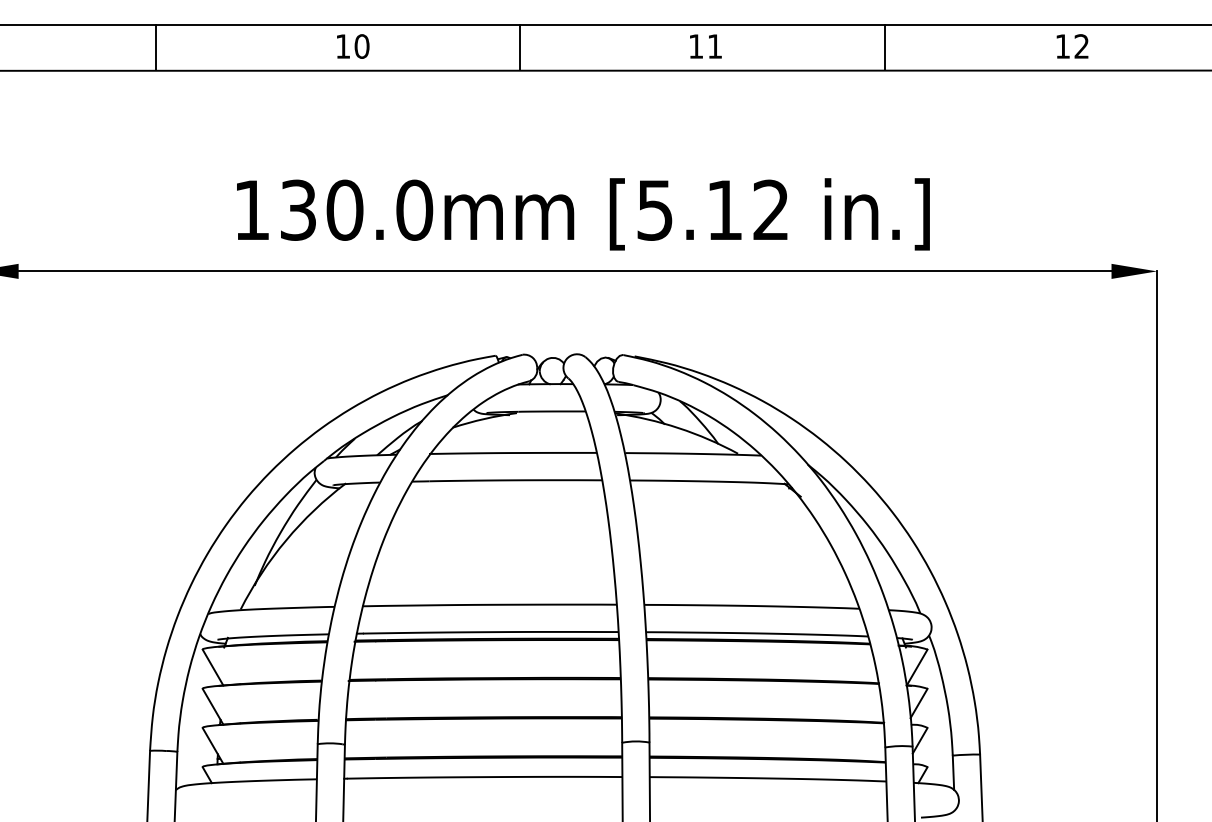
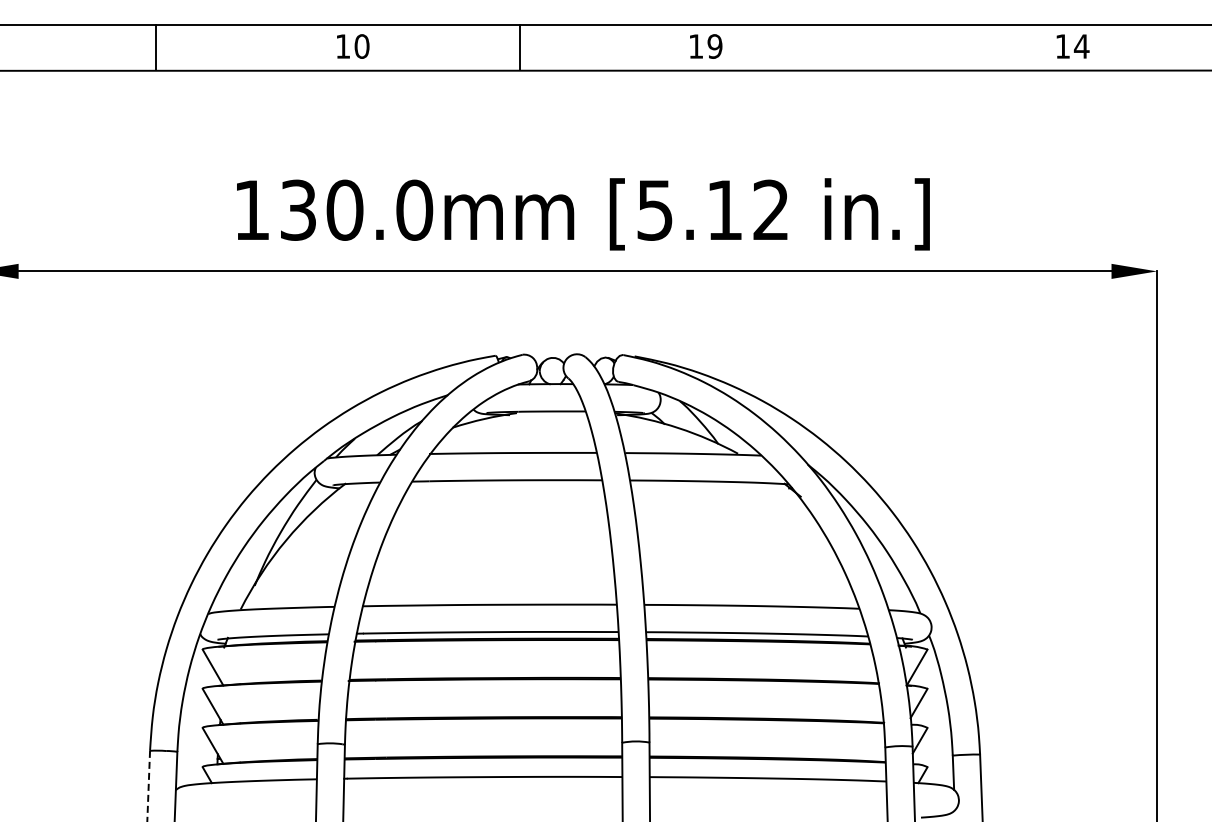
text: 11 -> 19 (714, 46)
text: 12 -> 14 (1081, 46)
line: present -> none (884, 47)
line: solid -> dashed (148, 786)
